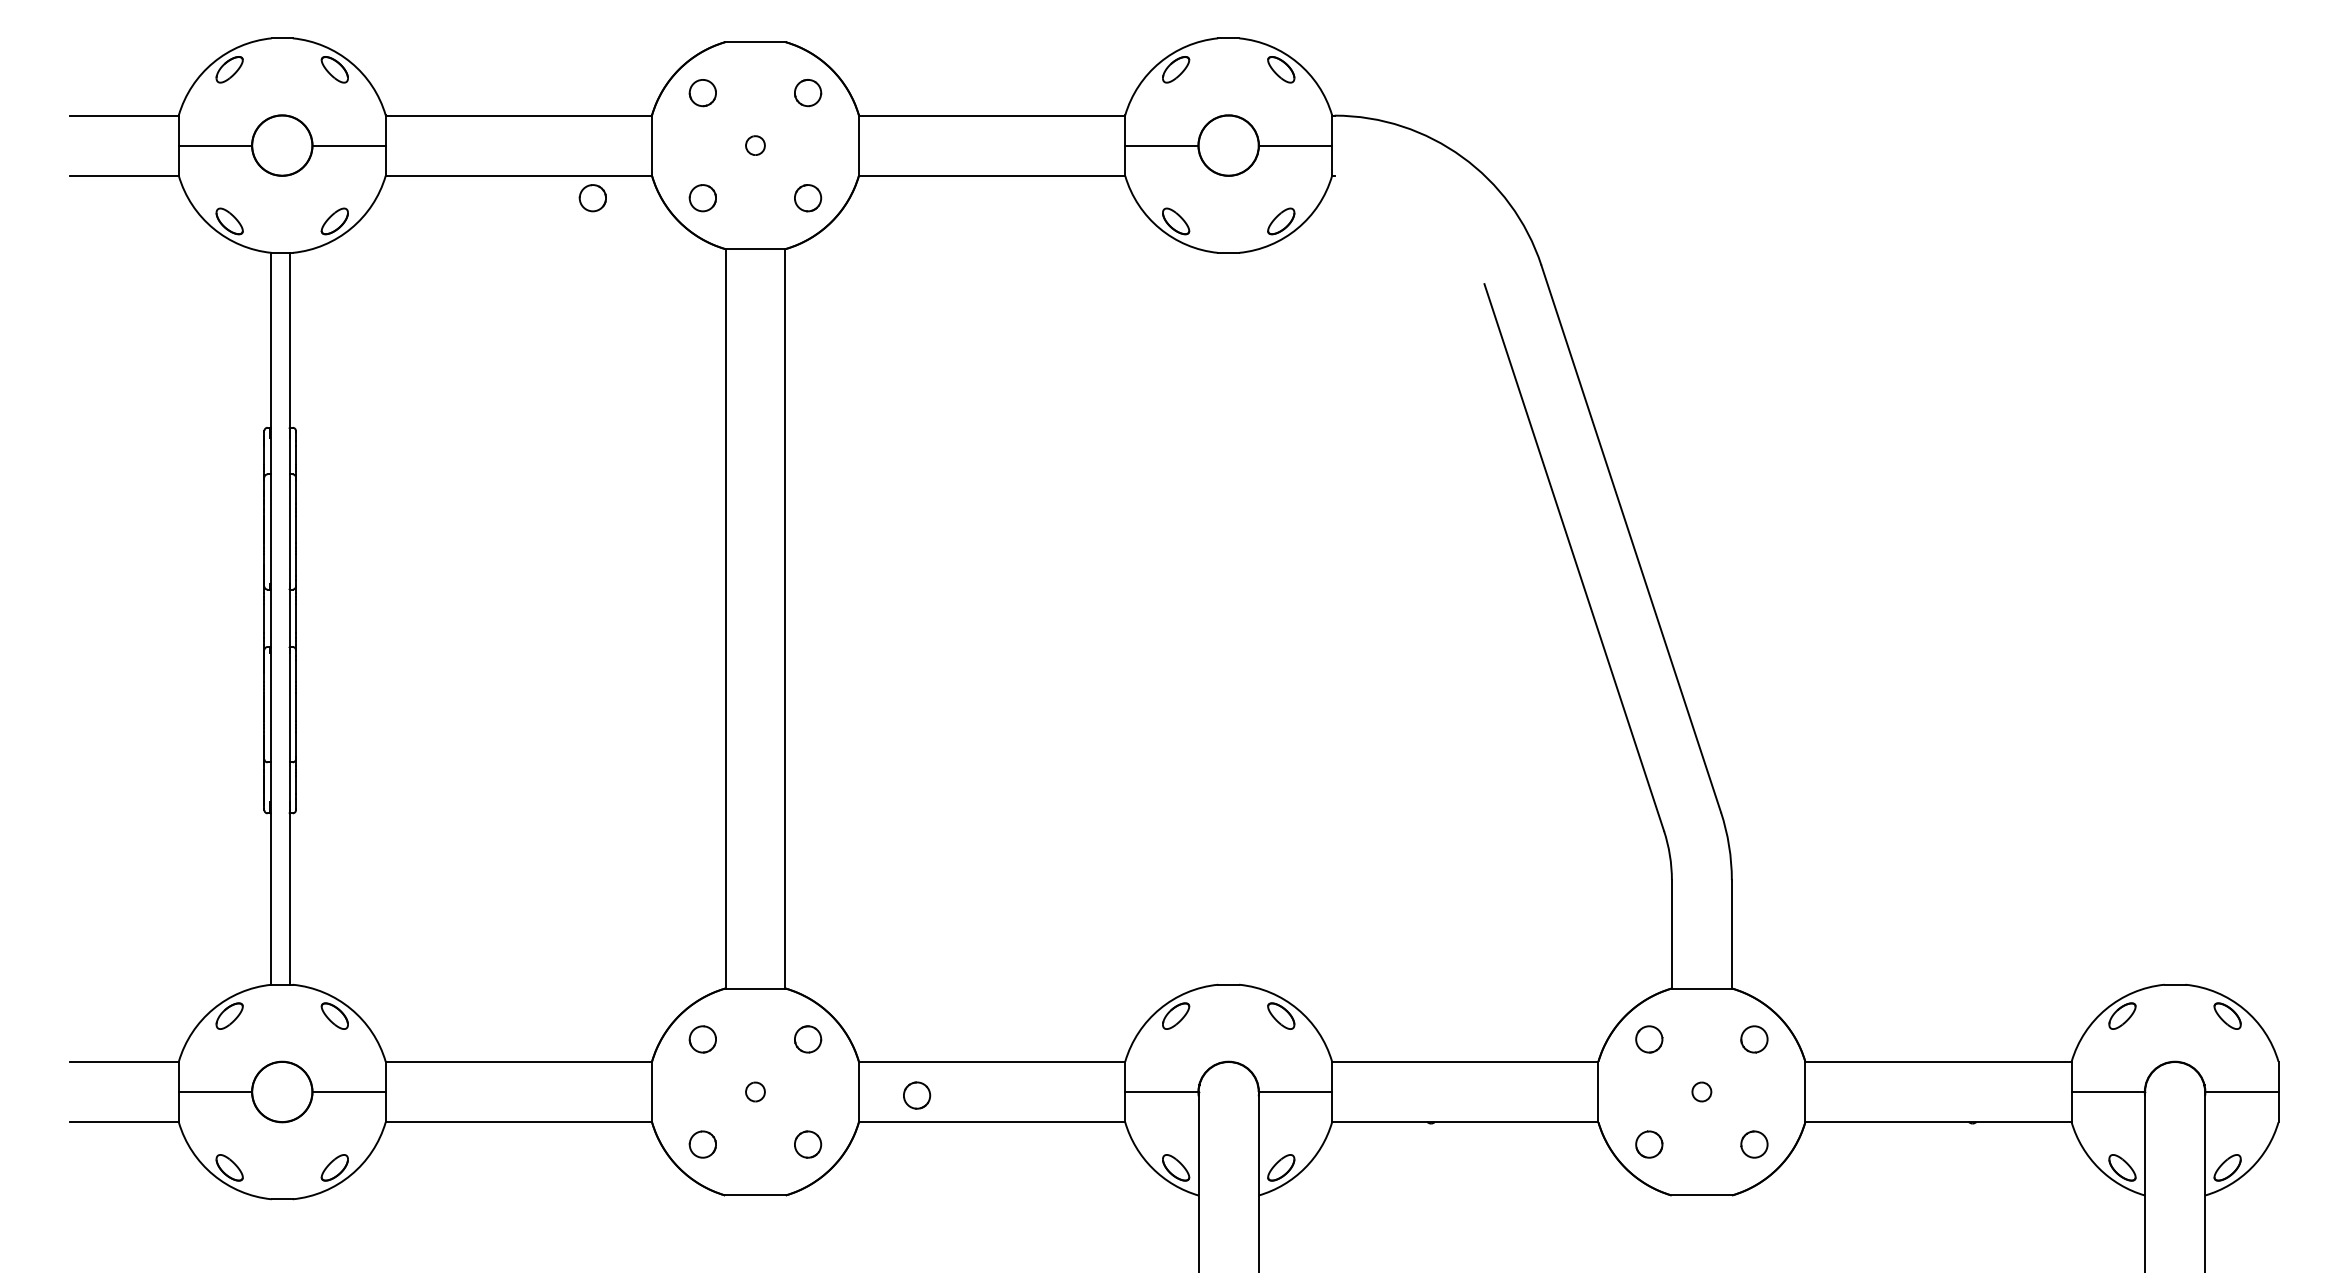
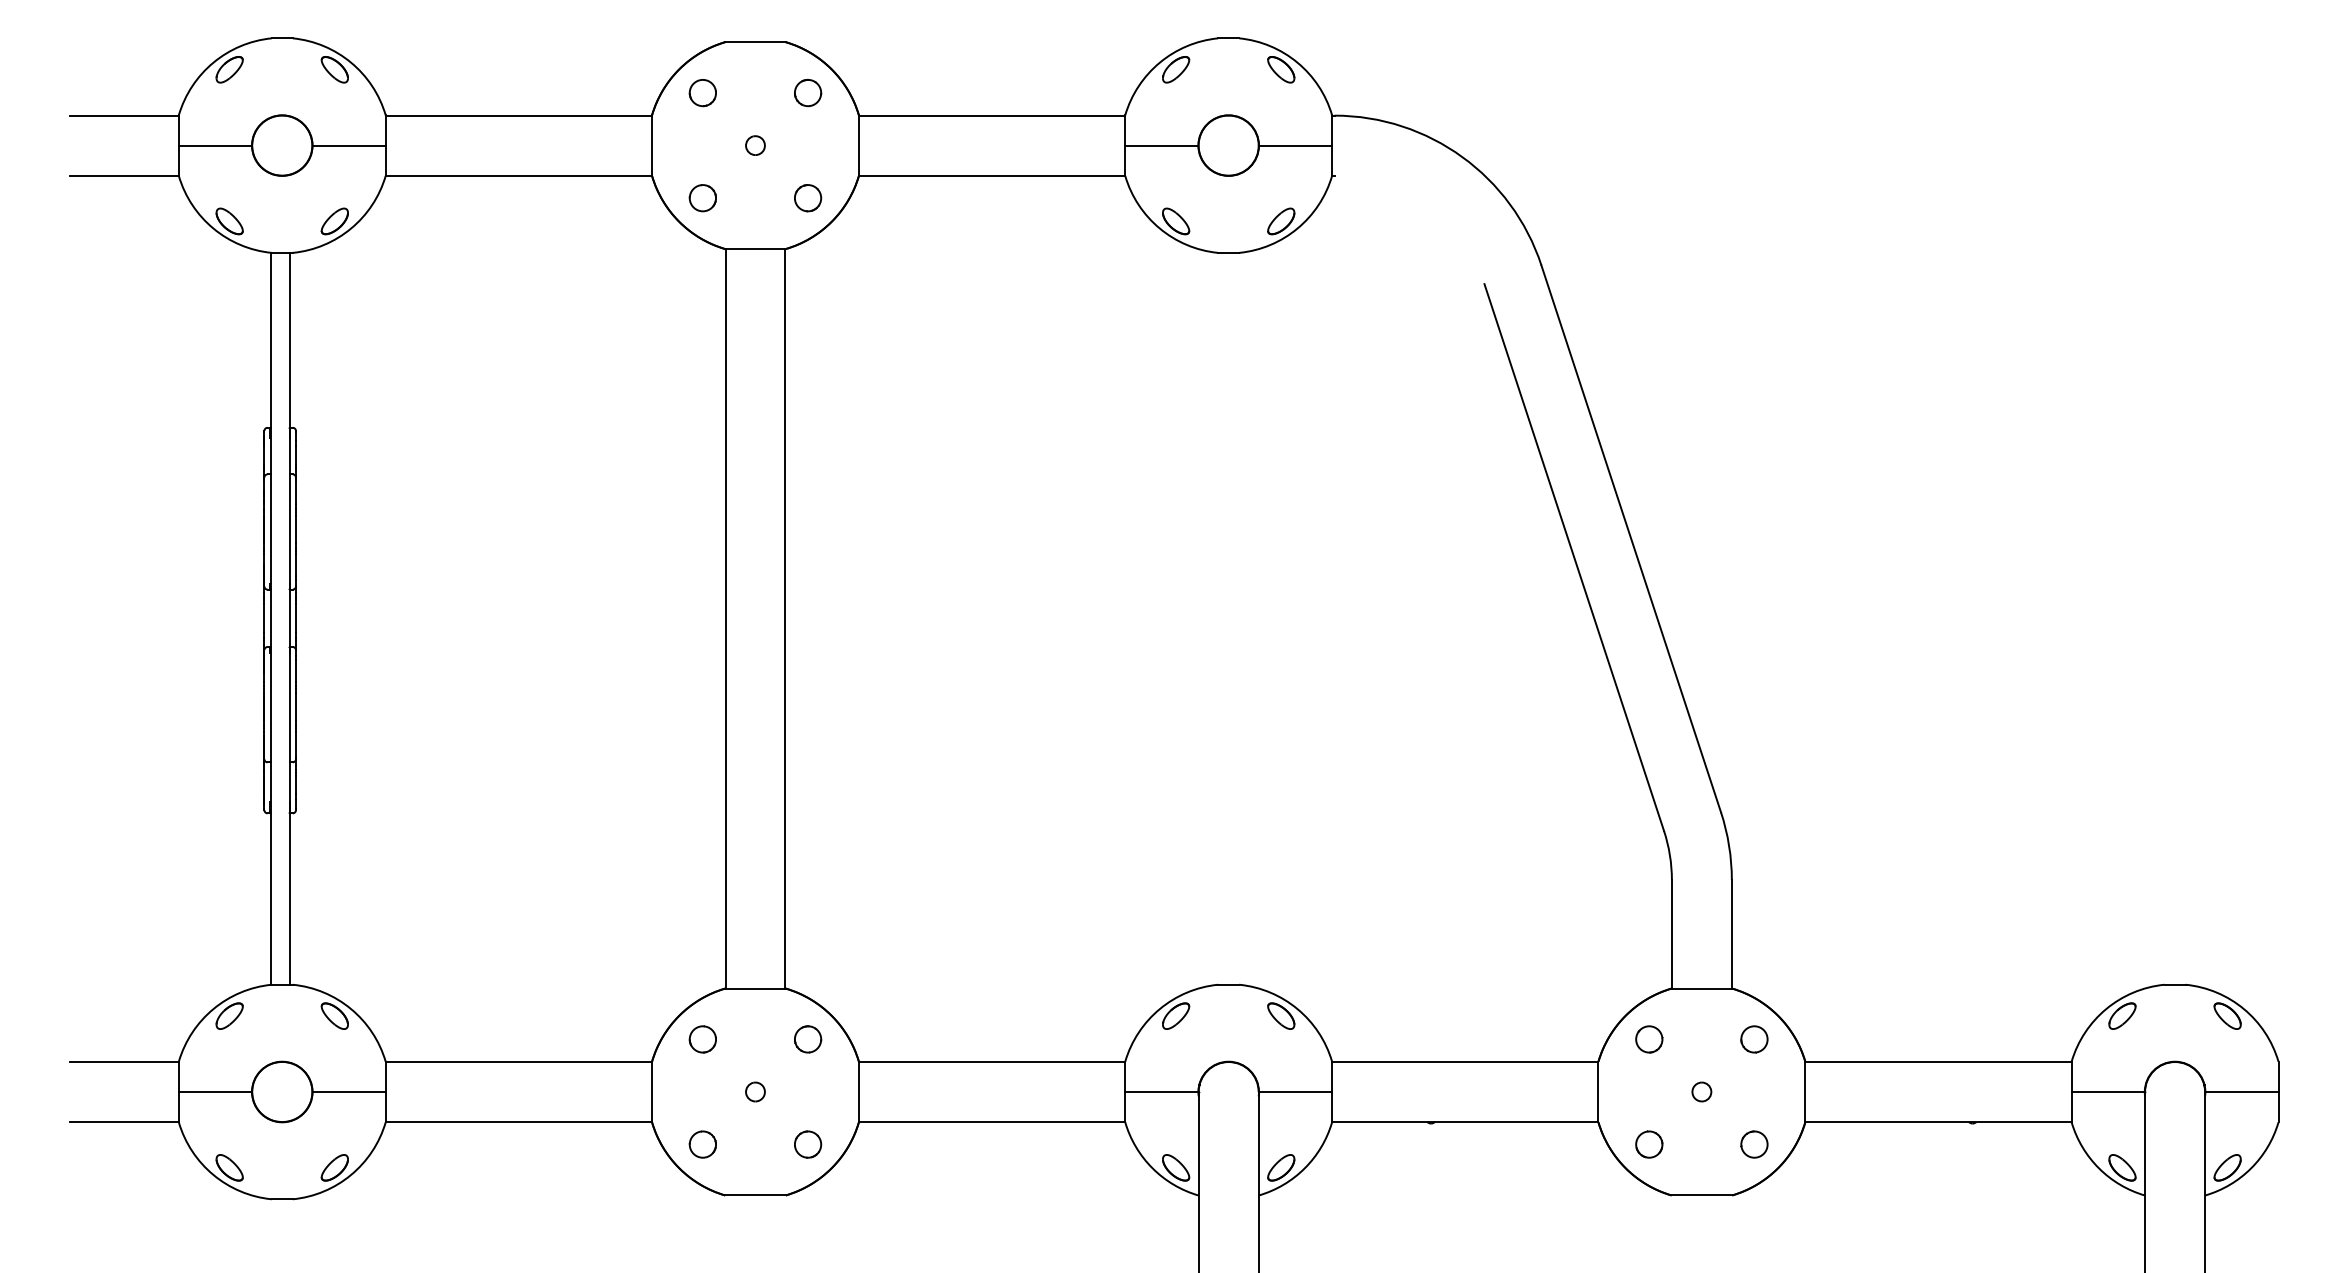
circle: present -> none (592, 198)
circle: present -> none (917, 1095)
